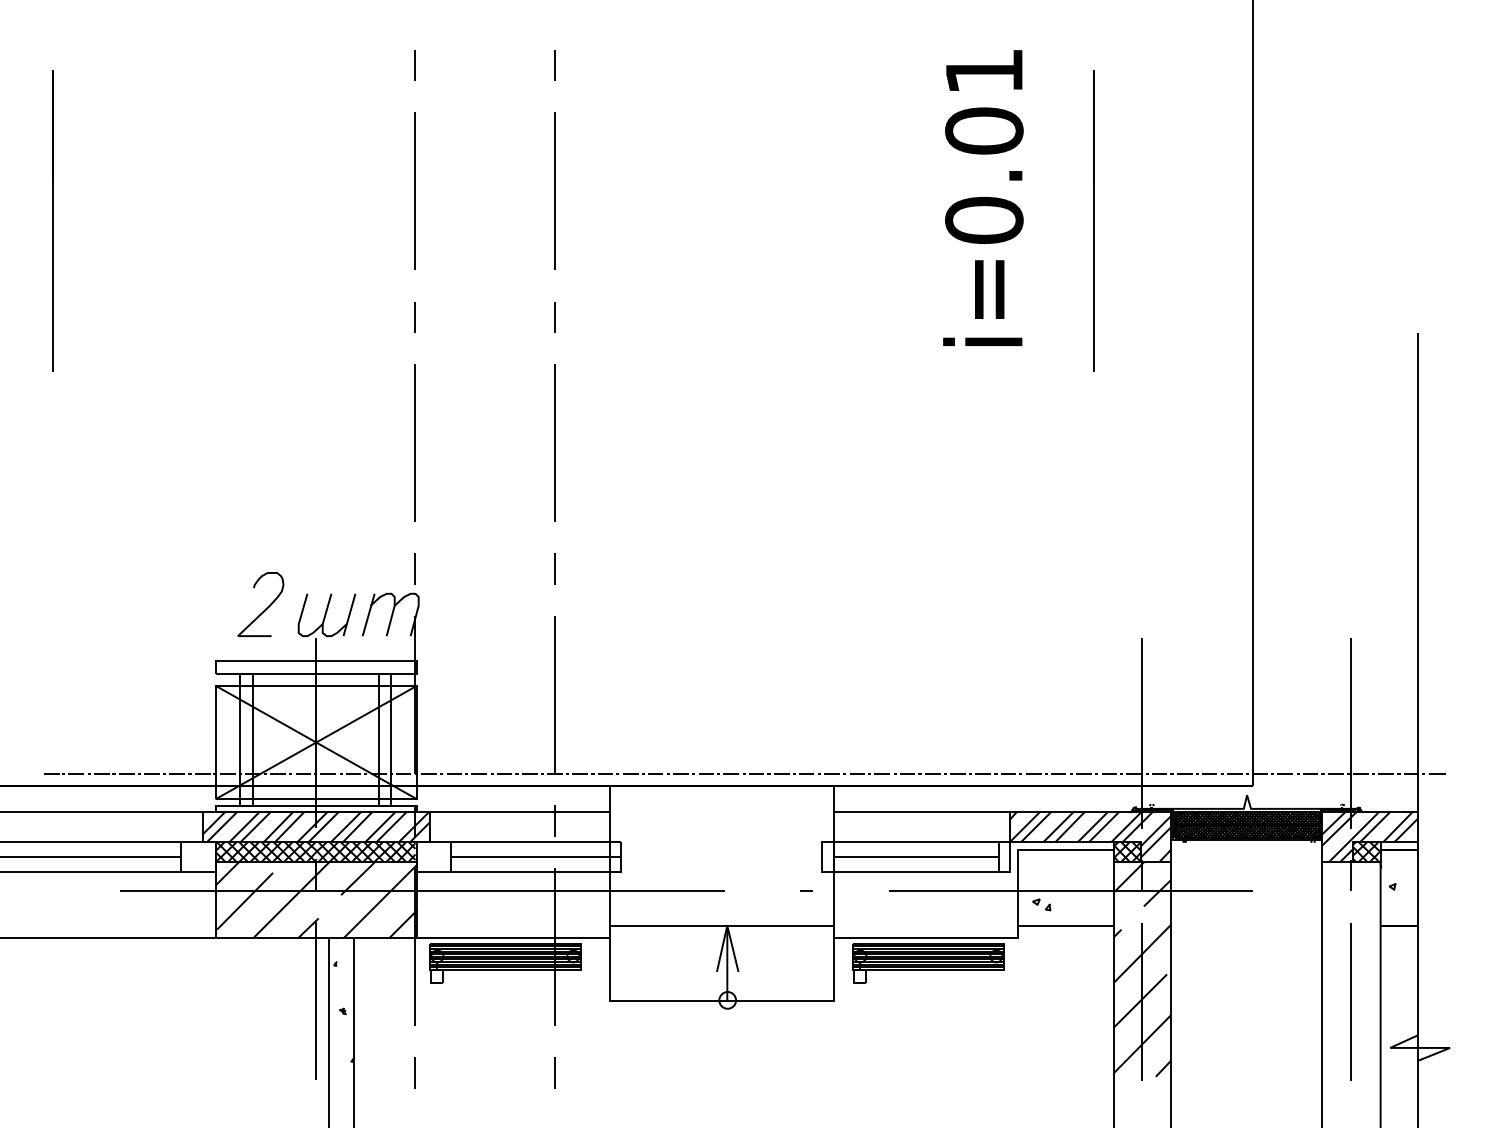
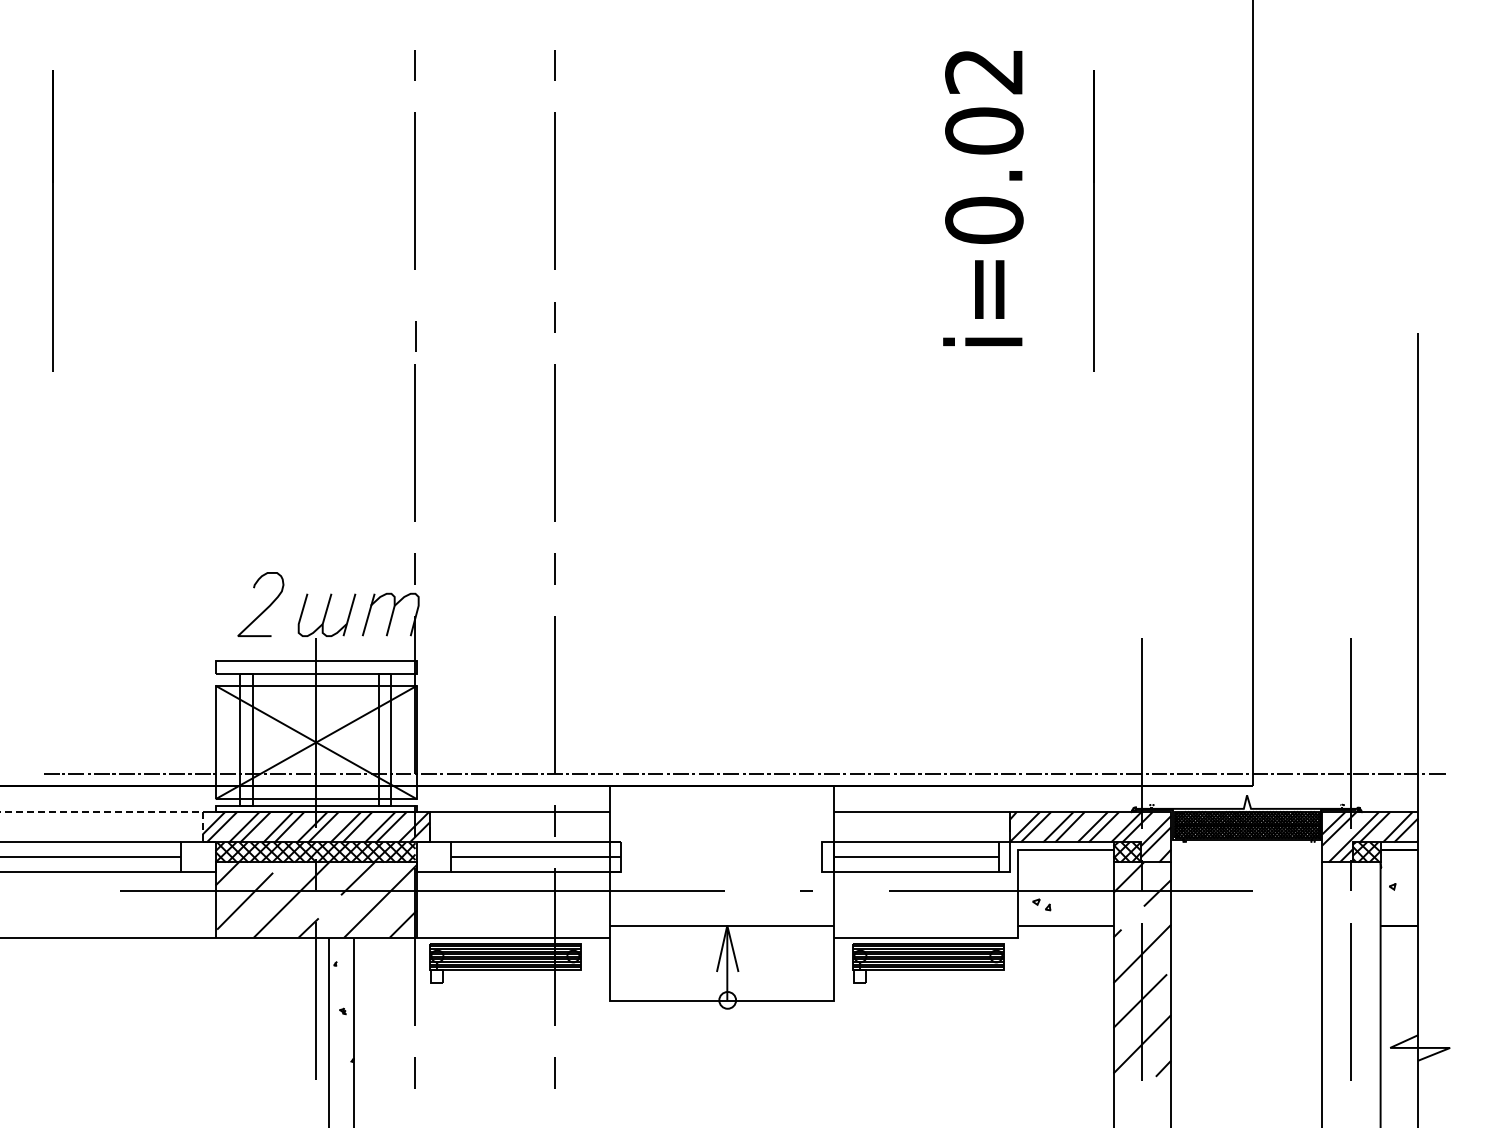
text: i=0.01 -> i=0.02 (983, 72)
line position: (414, 317) -> (415, 336) (415, 336)
line: solid -> dashed (122, 812)
